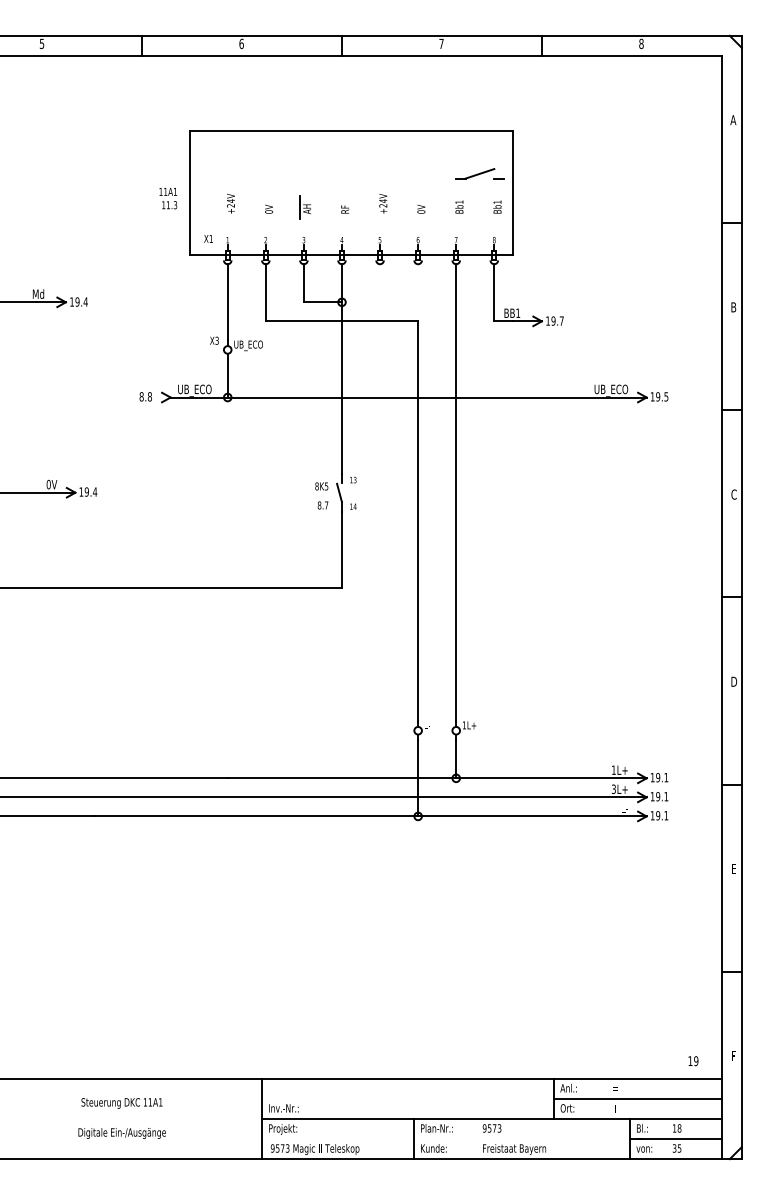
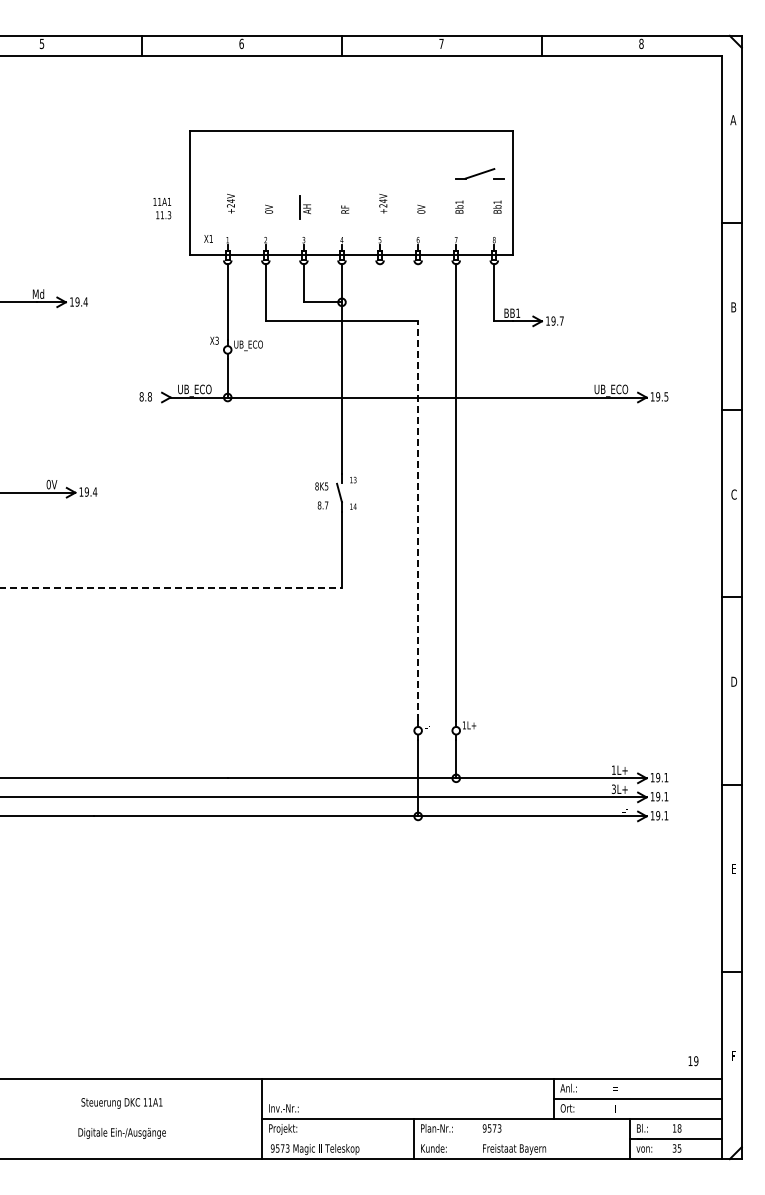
text position: (168, 198) -> (162, 208) (162, 208)
line: solid -> dashed (418, 521)
line: solid -> dashed (171, 587)
